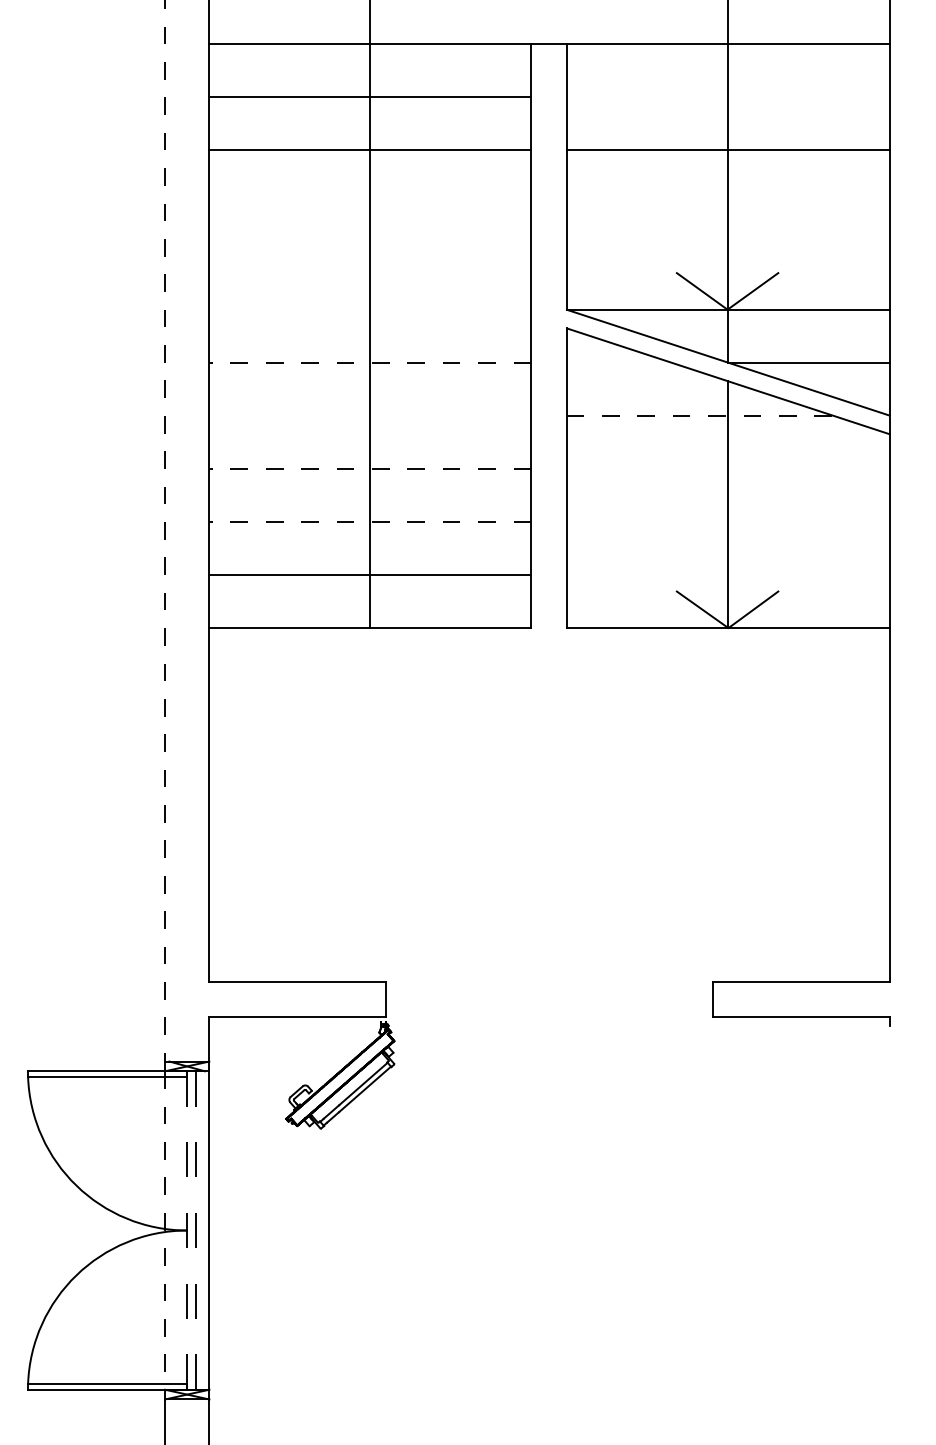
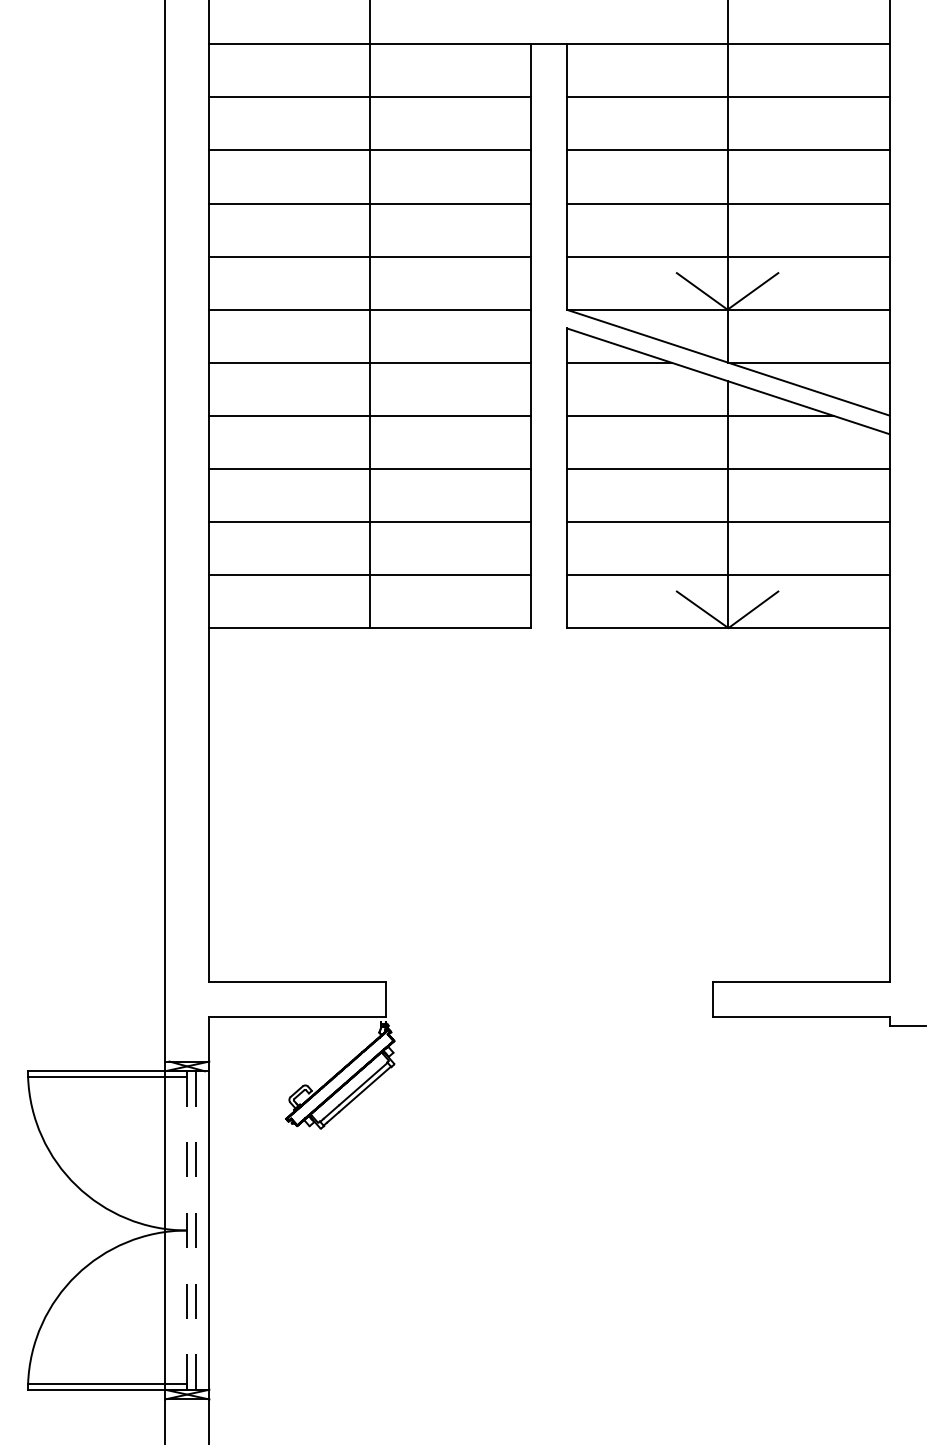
line: none -> present (728, 97)
line: none -> present (370, 203)
line: none -> present (728, 203)
line: none -> present (370, 256)
line: none -> present (728, 256)
line: none -> present (370, 309)
line: dashed -> solid (370, 362)
line: none -> present (618, 362)
line: none -> present (370, 415)
line: dashed -> solid (700, 415)
line: dashed -> solid (370, 468)
line: none -> present (728, 468)
line: dashed -> solid (370, 521)
line: none -> present (728, 521)
line: dashed -> solid (165, 530)
line: none -> present (728, 575)
line: none -> present (907, 1026)
line: dashed -> solid (165, 1231)
